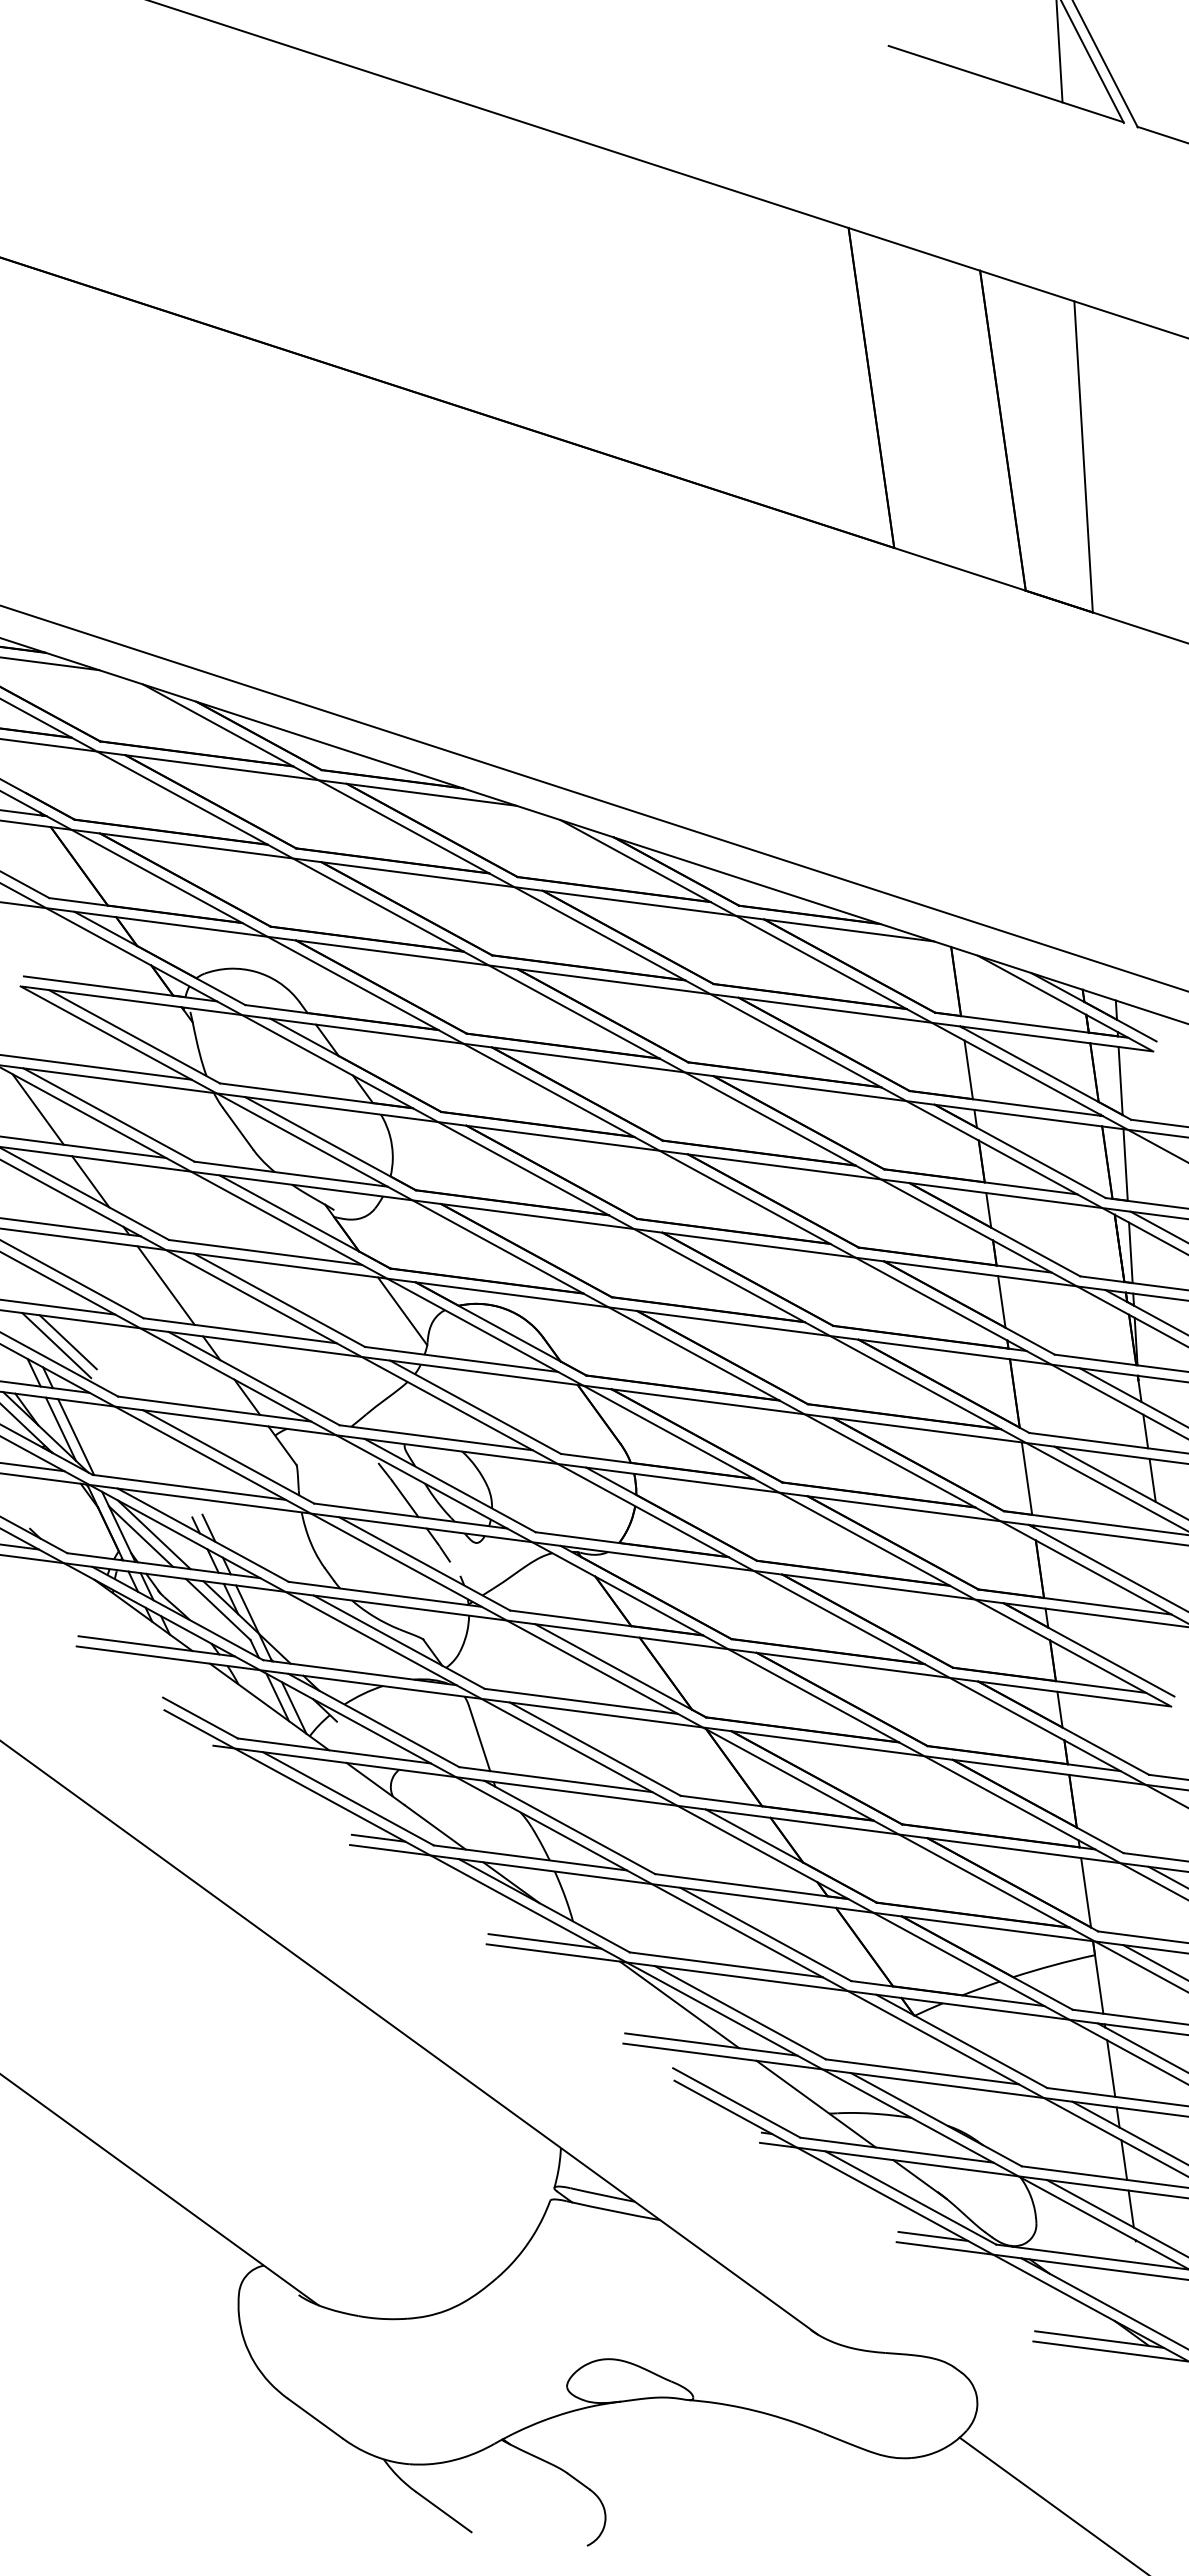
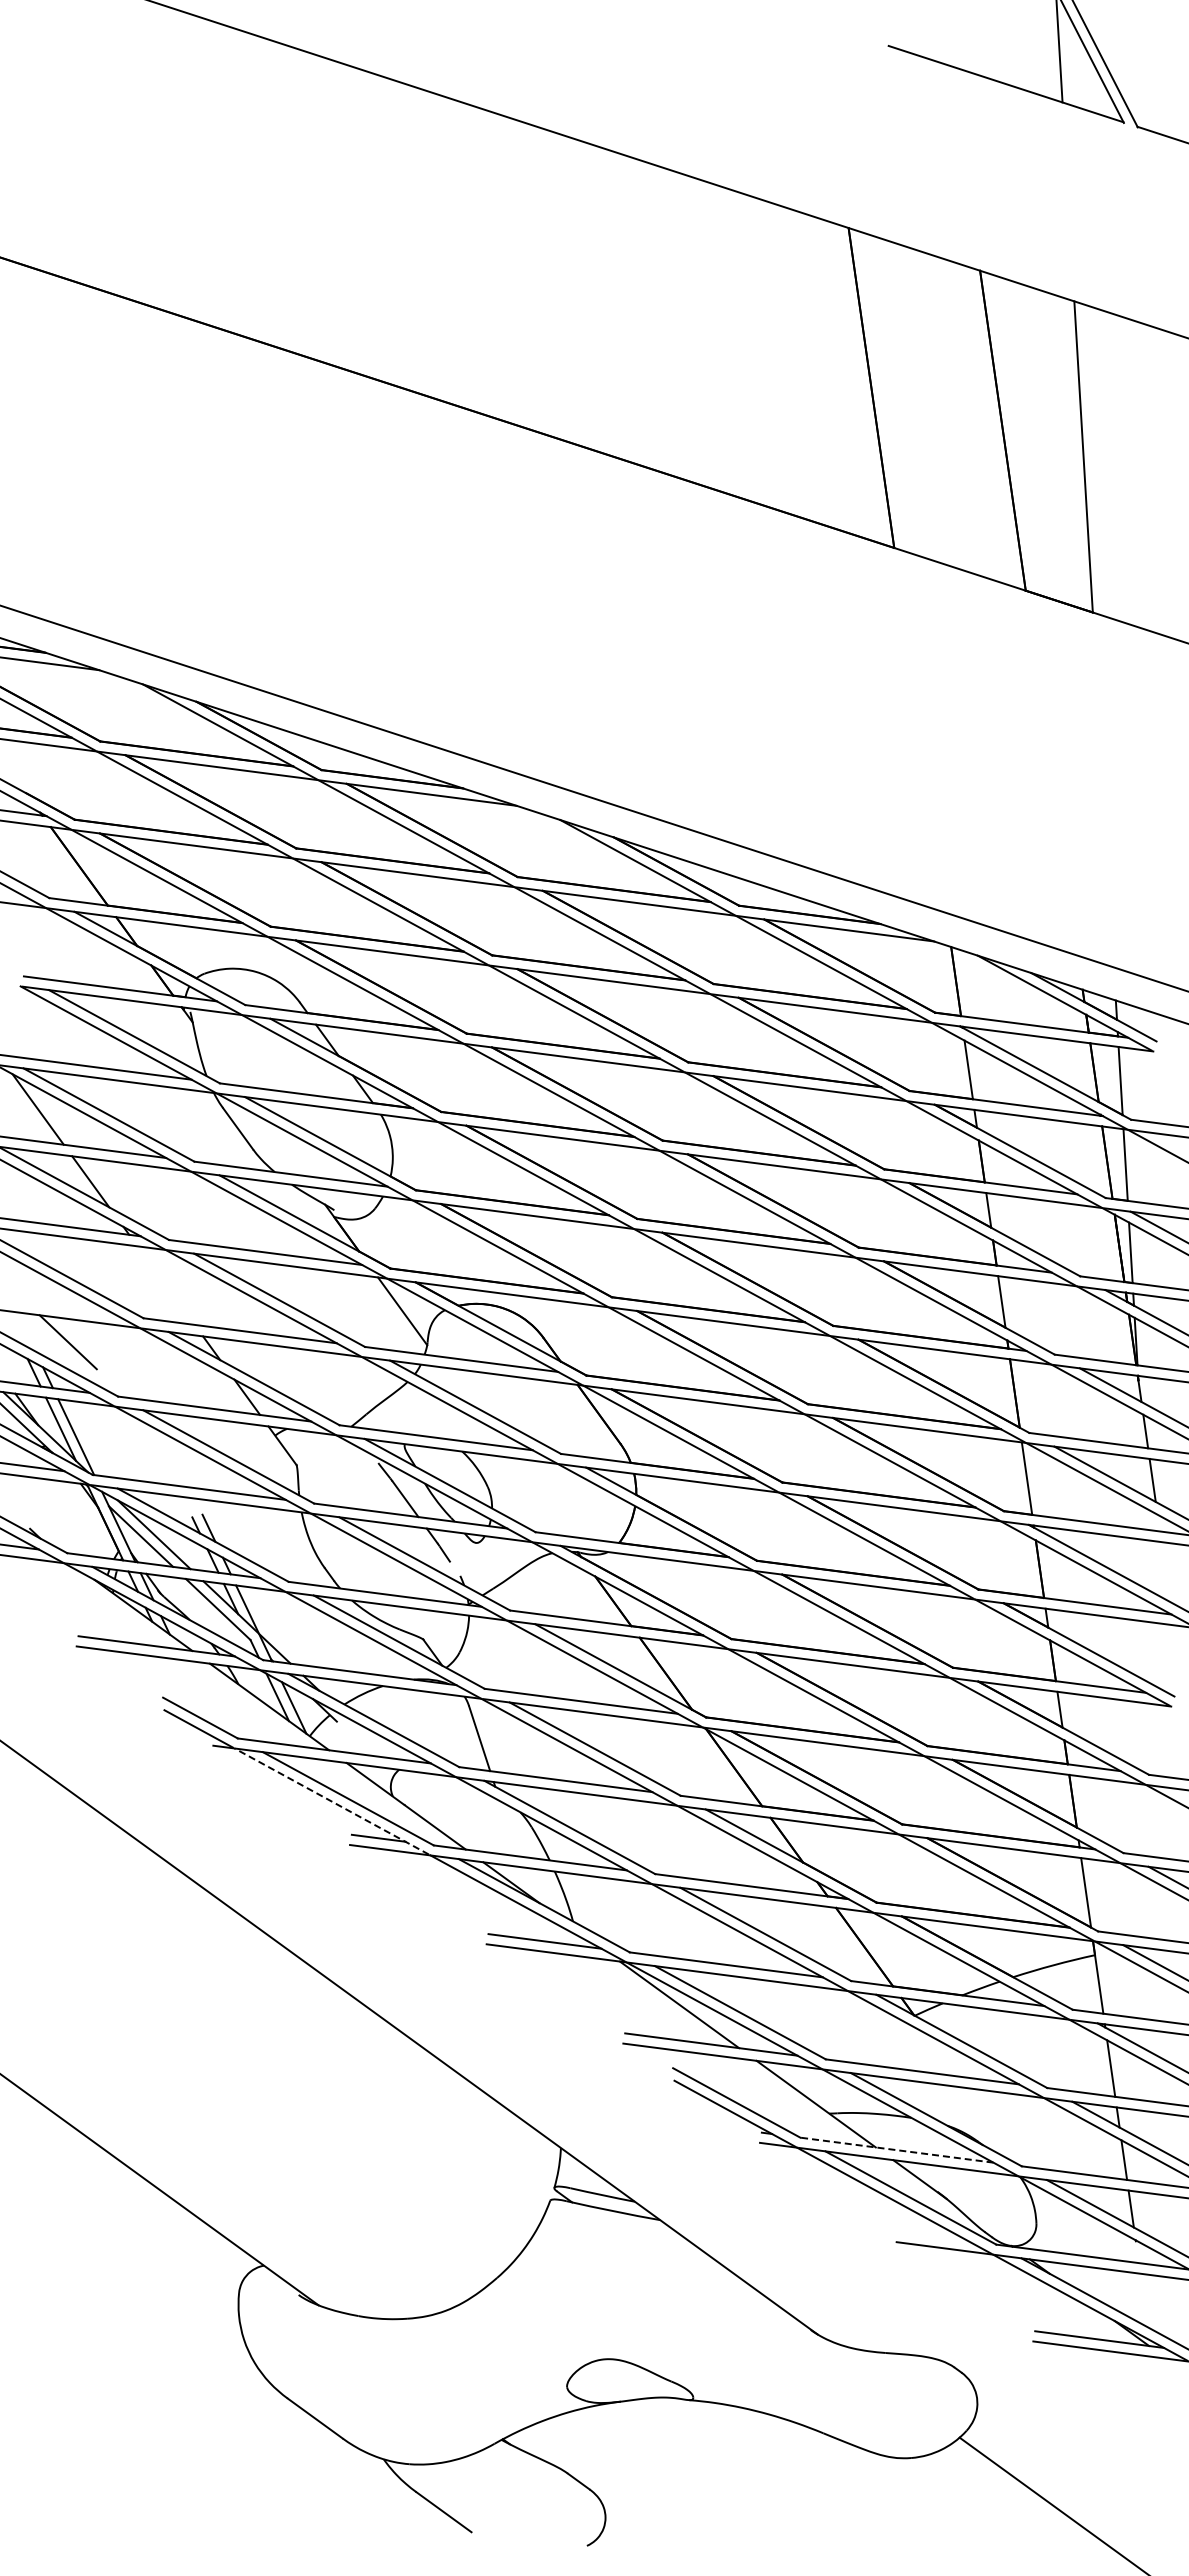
line: present -> none (165, 1285)
line: present -> none (58, 1307)
line: present -> none (56, 1345)
line: solid -> dashed (331, 1801)
line: solid -> dashed (896, 2150)
line: present -> none (933, 2235)
